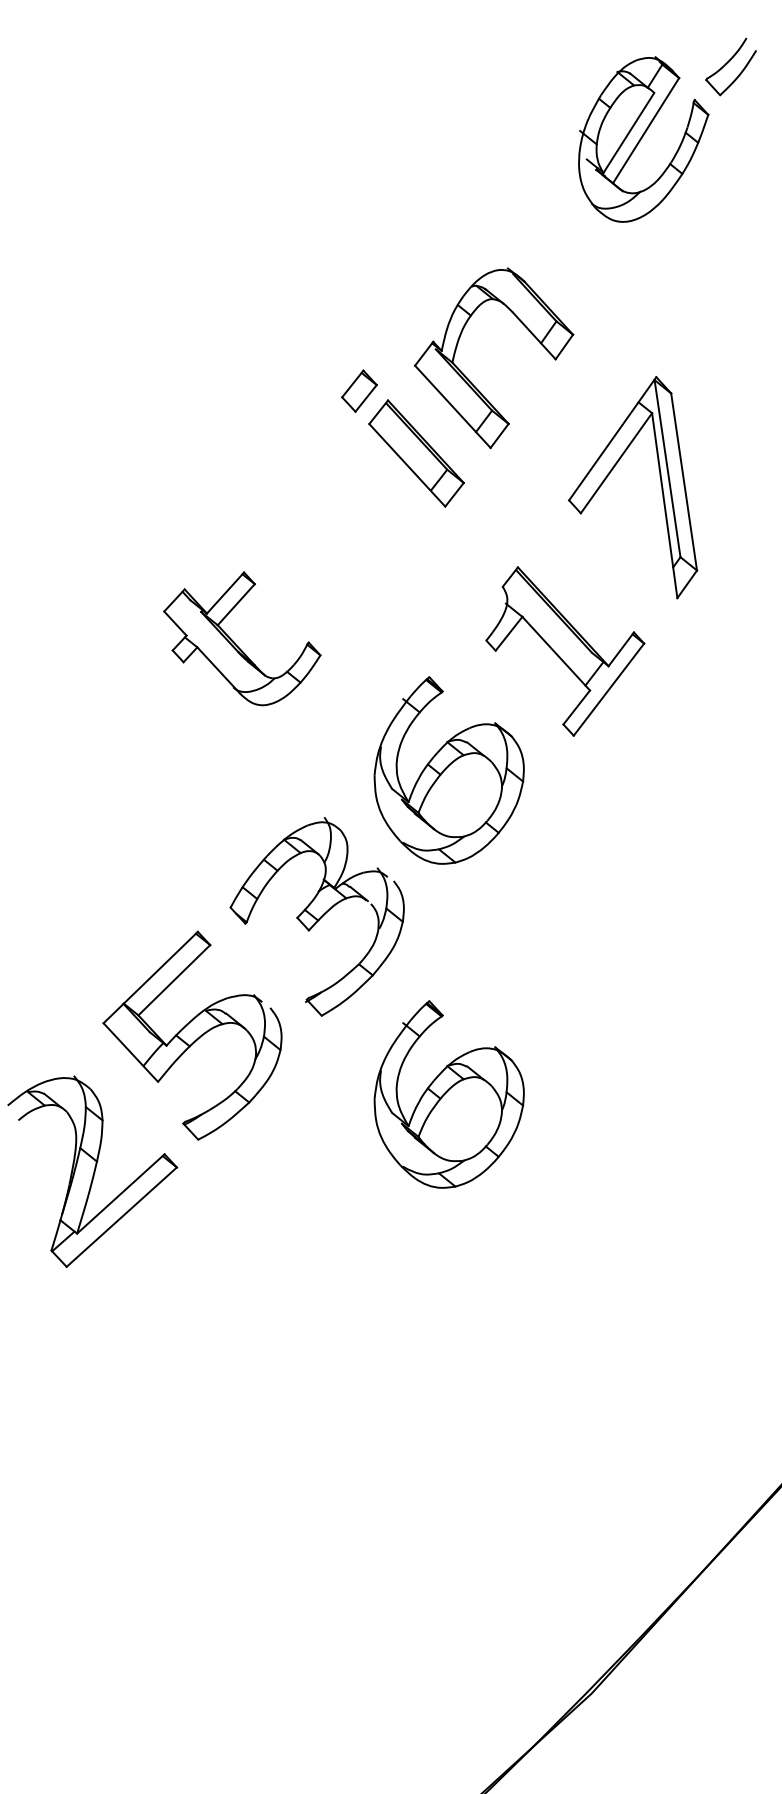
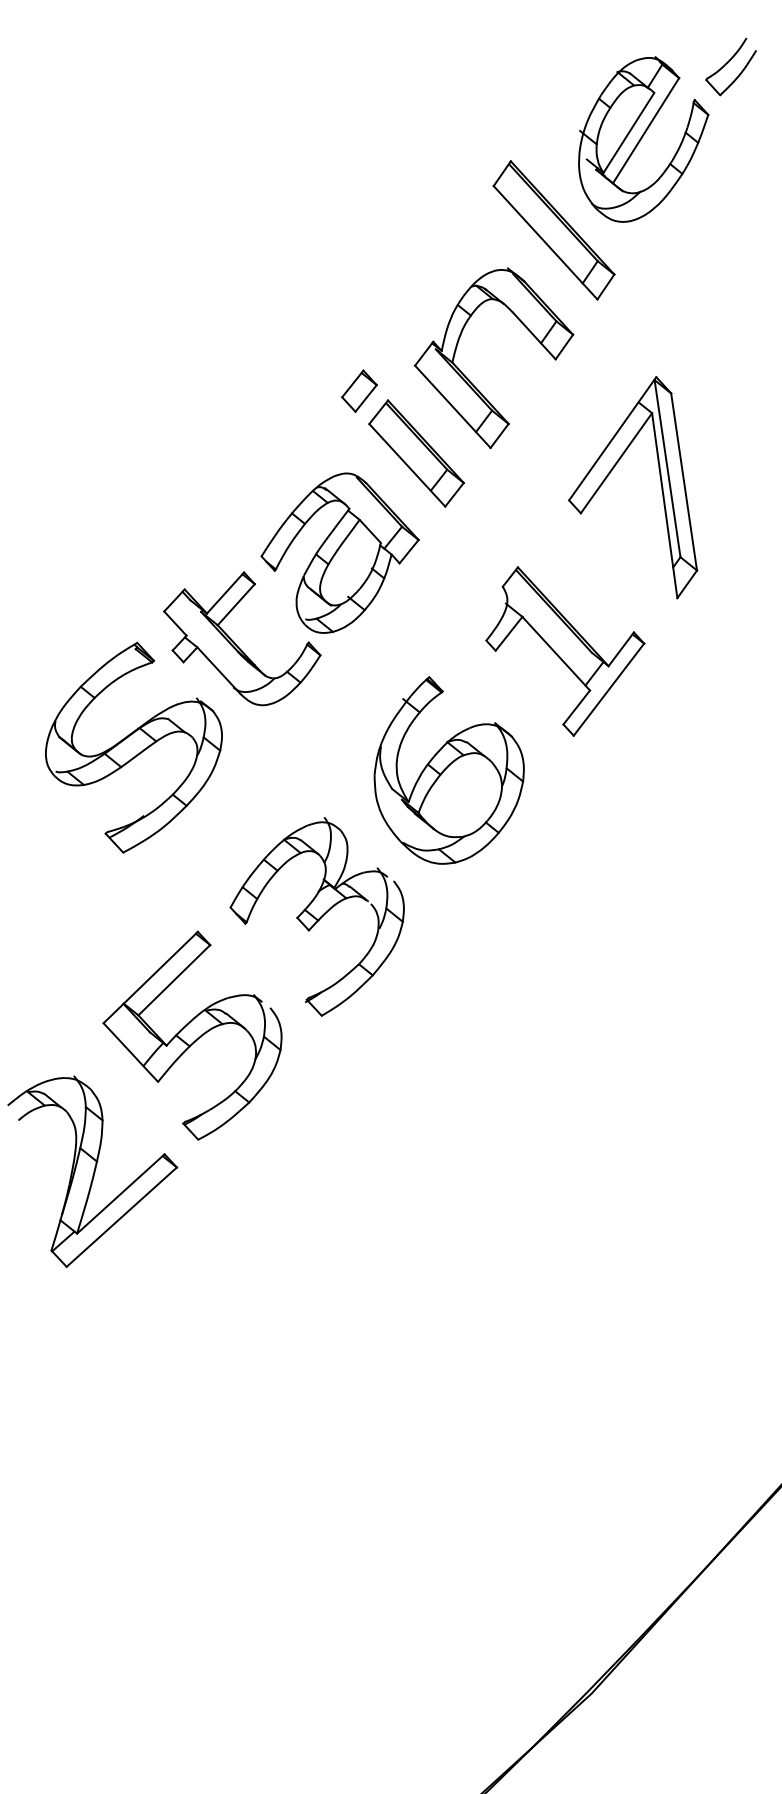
part: none -> present (553, 230)
part: none -> present (339, 552)
part: none -> present (133, 747)
part: present -> none (448, 1094)
